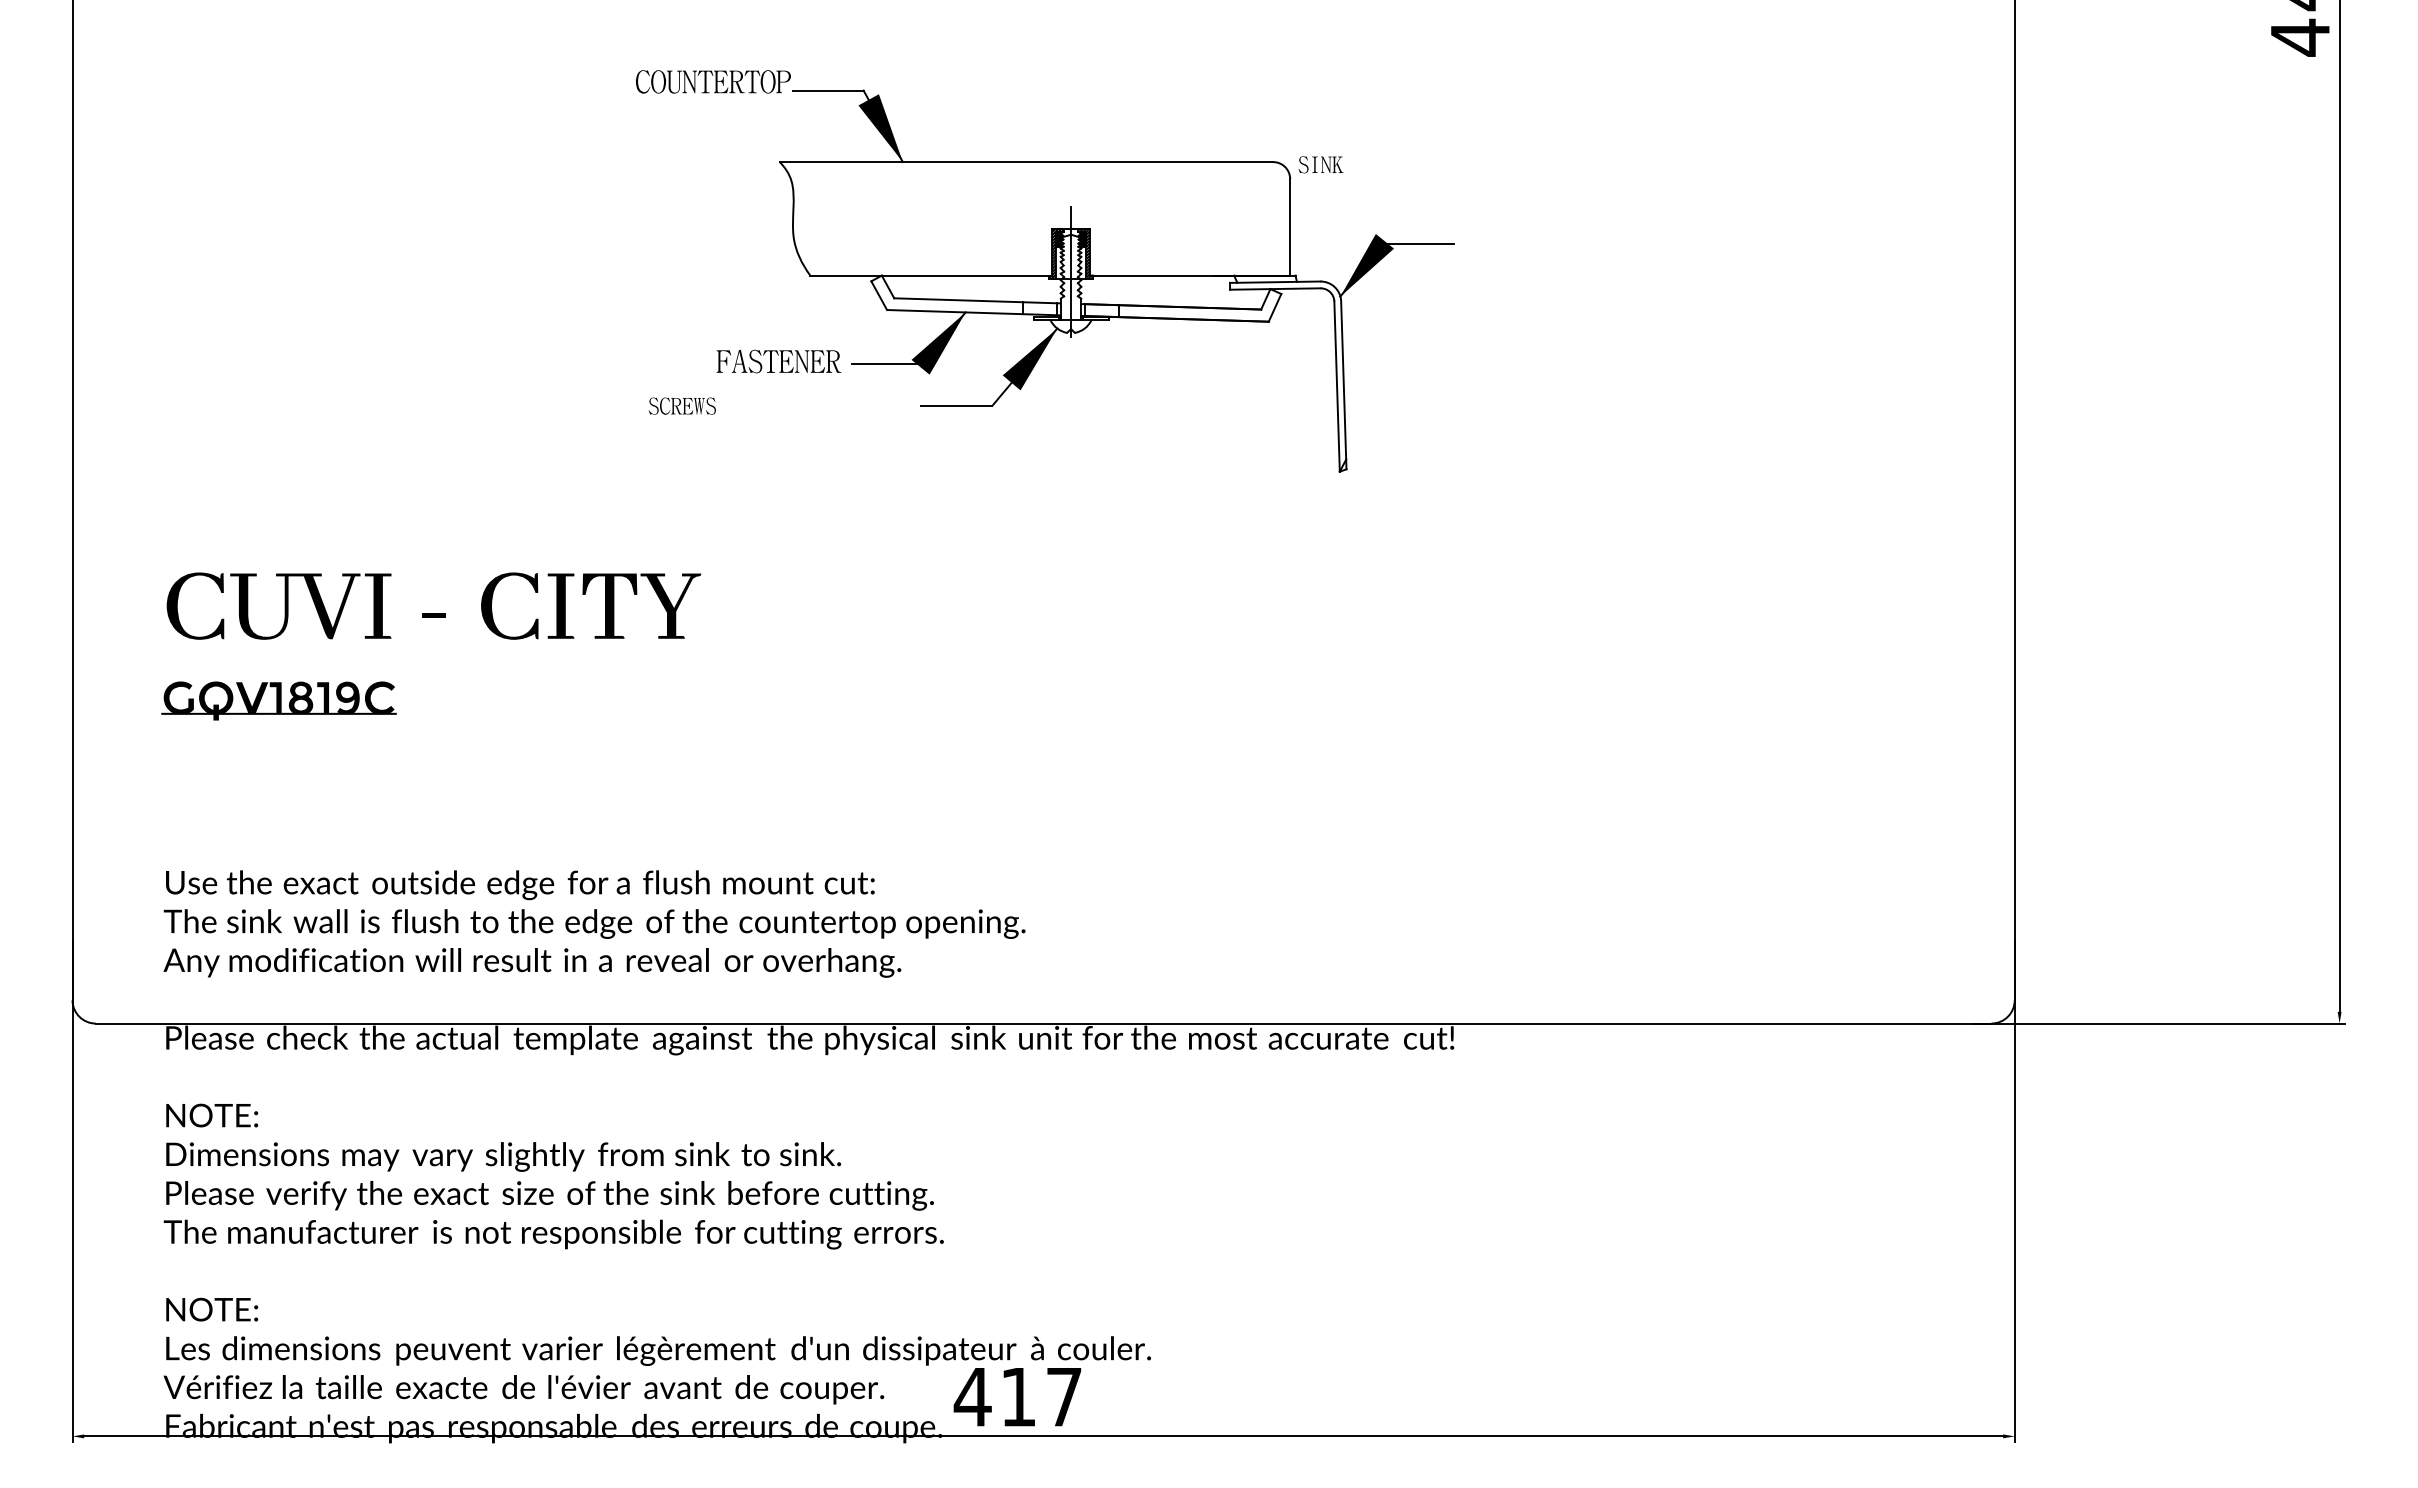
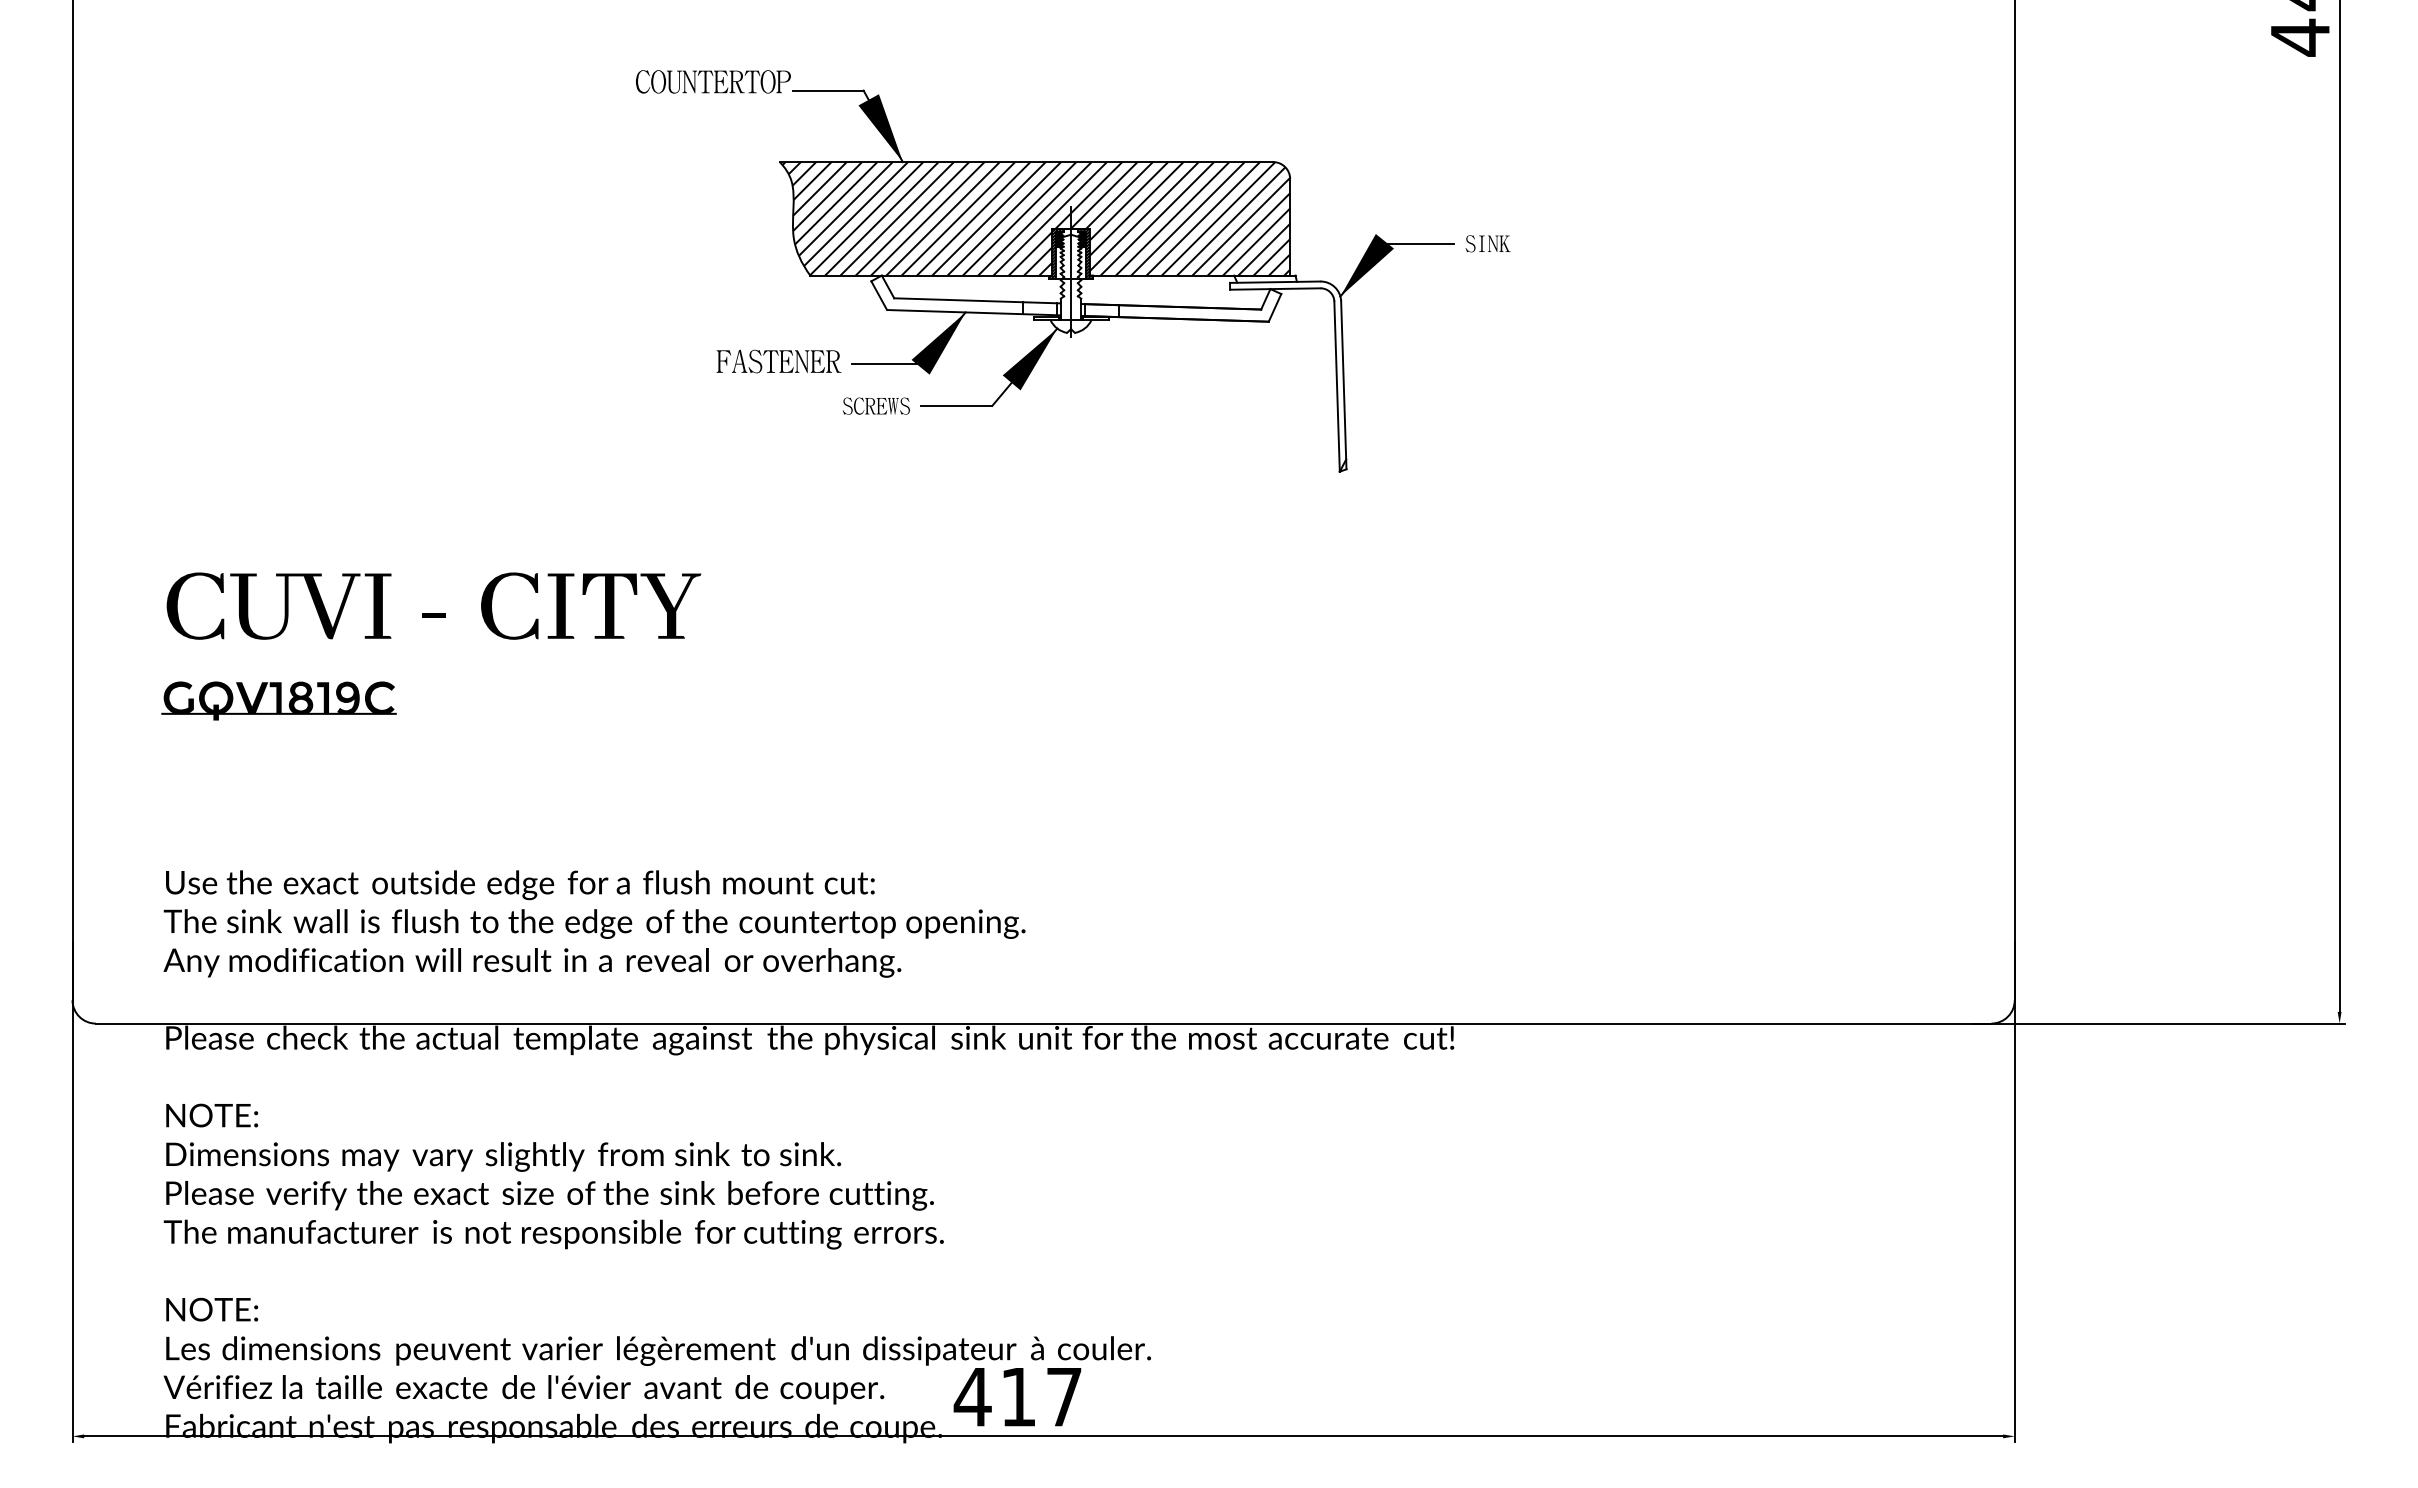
text position: (1320, 164) -> (1487, 243) (1487, 243)
hatch: none -> present (1036, 218)
text position: (682, 405) -> (876, 405) (876, 405)
